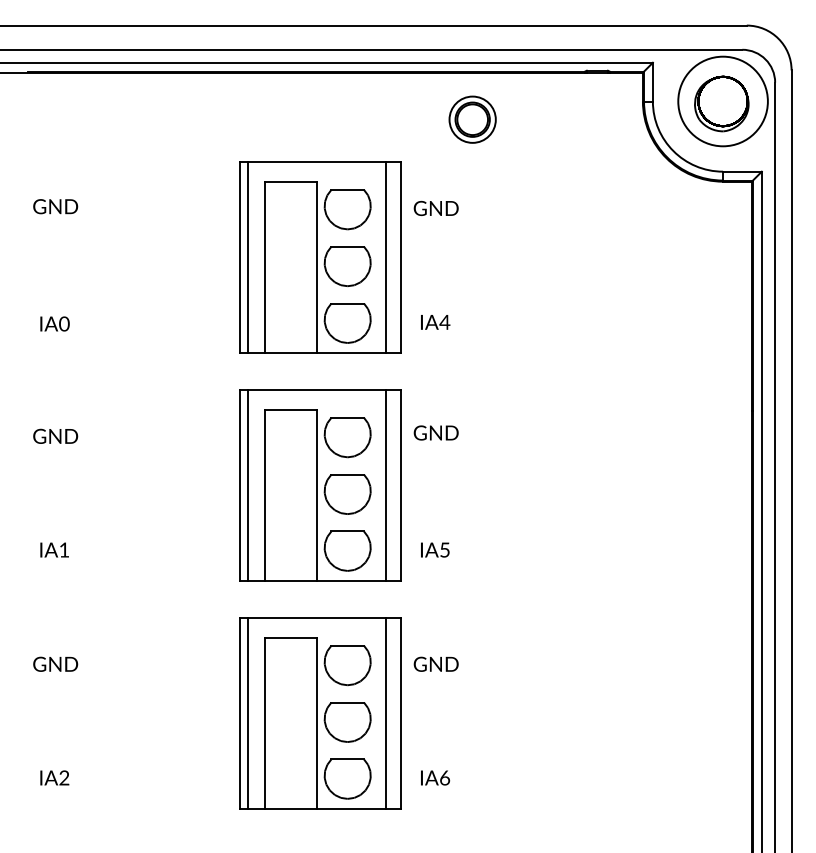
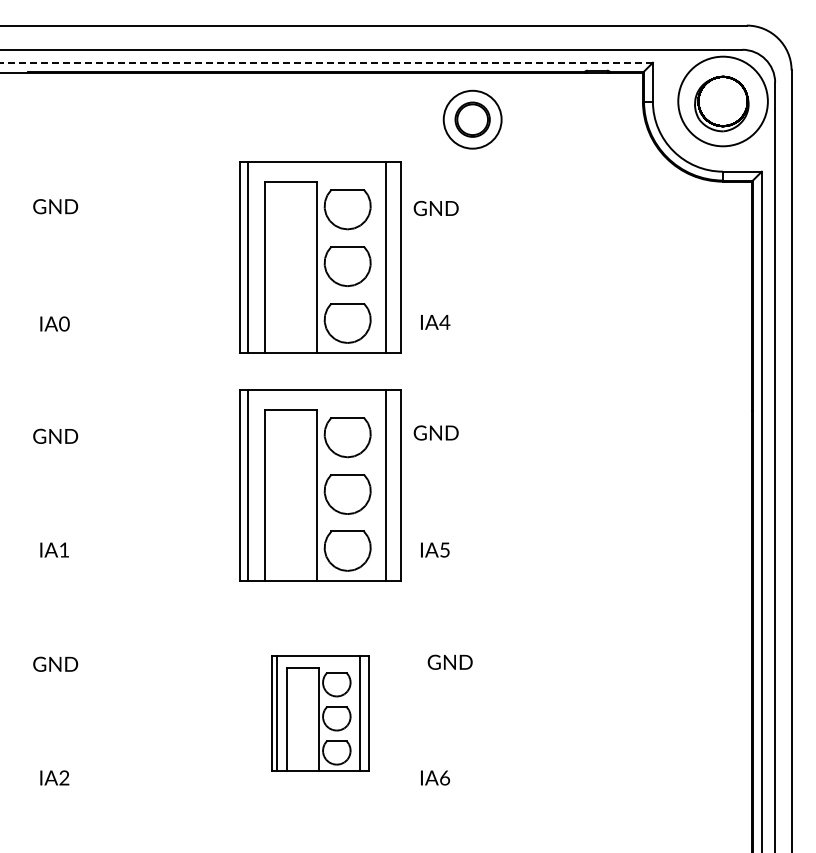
line: solid -> dashed (326, 62)
circle diameter: 46 px -> 58 px (472, 119)
text position: (435, 663) -> (449, 661) (449, 661)
part size: 163x193 px -> 99x117 px (320, 713)
